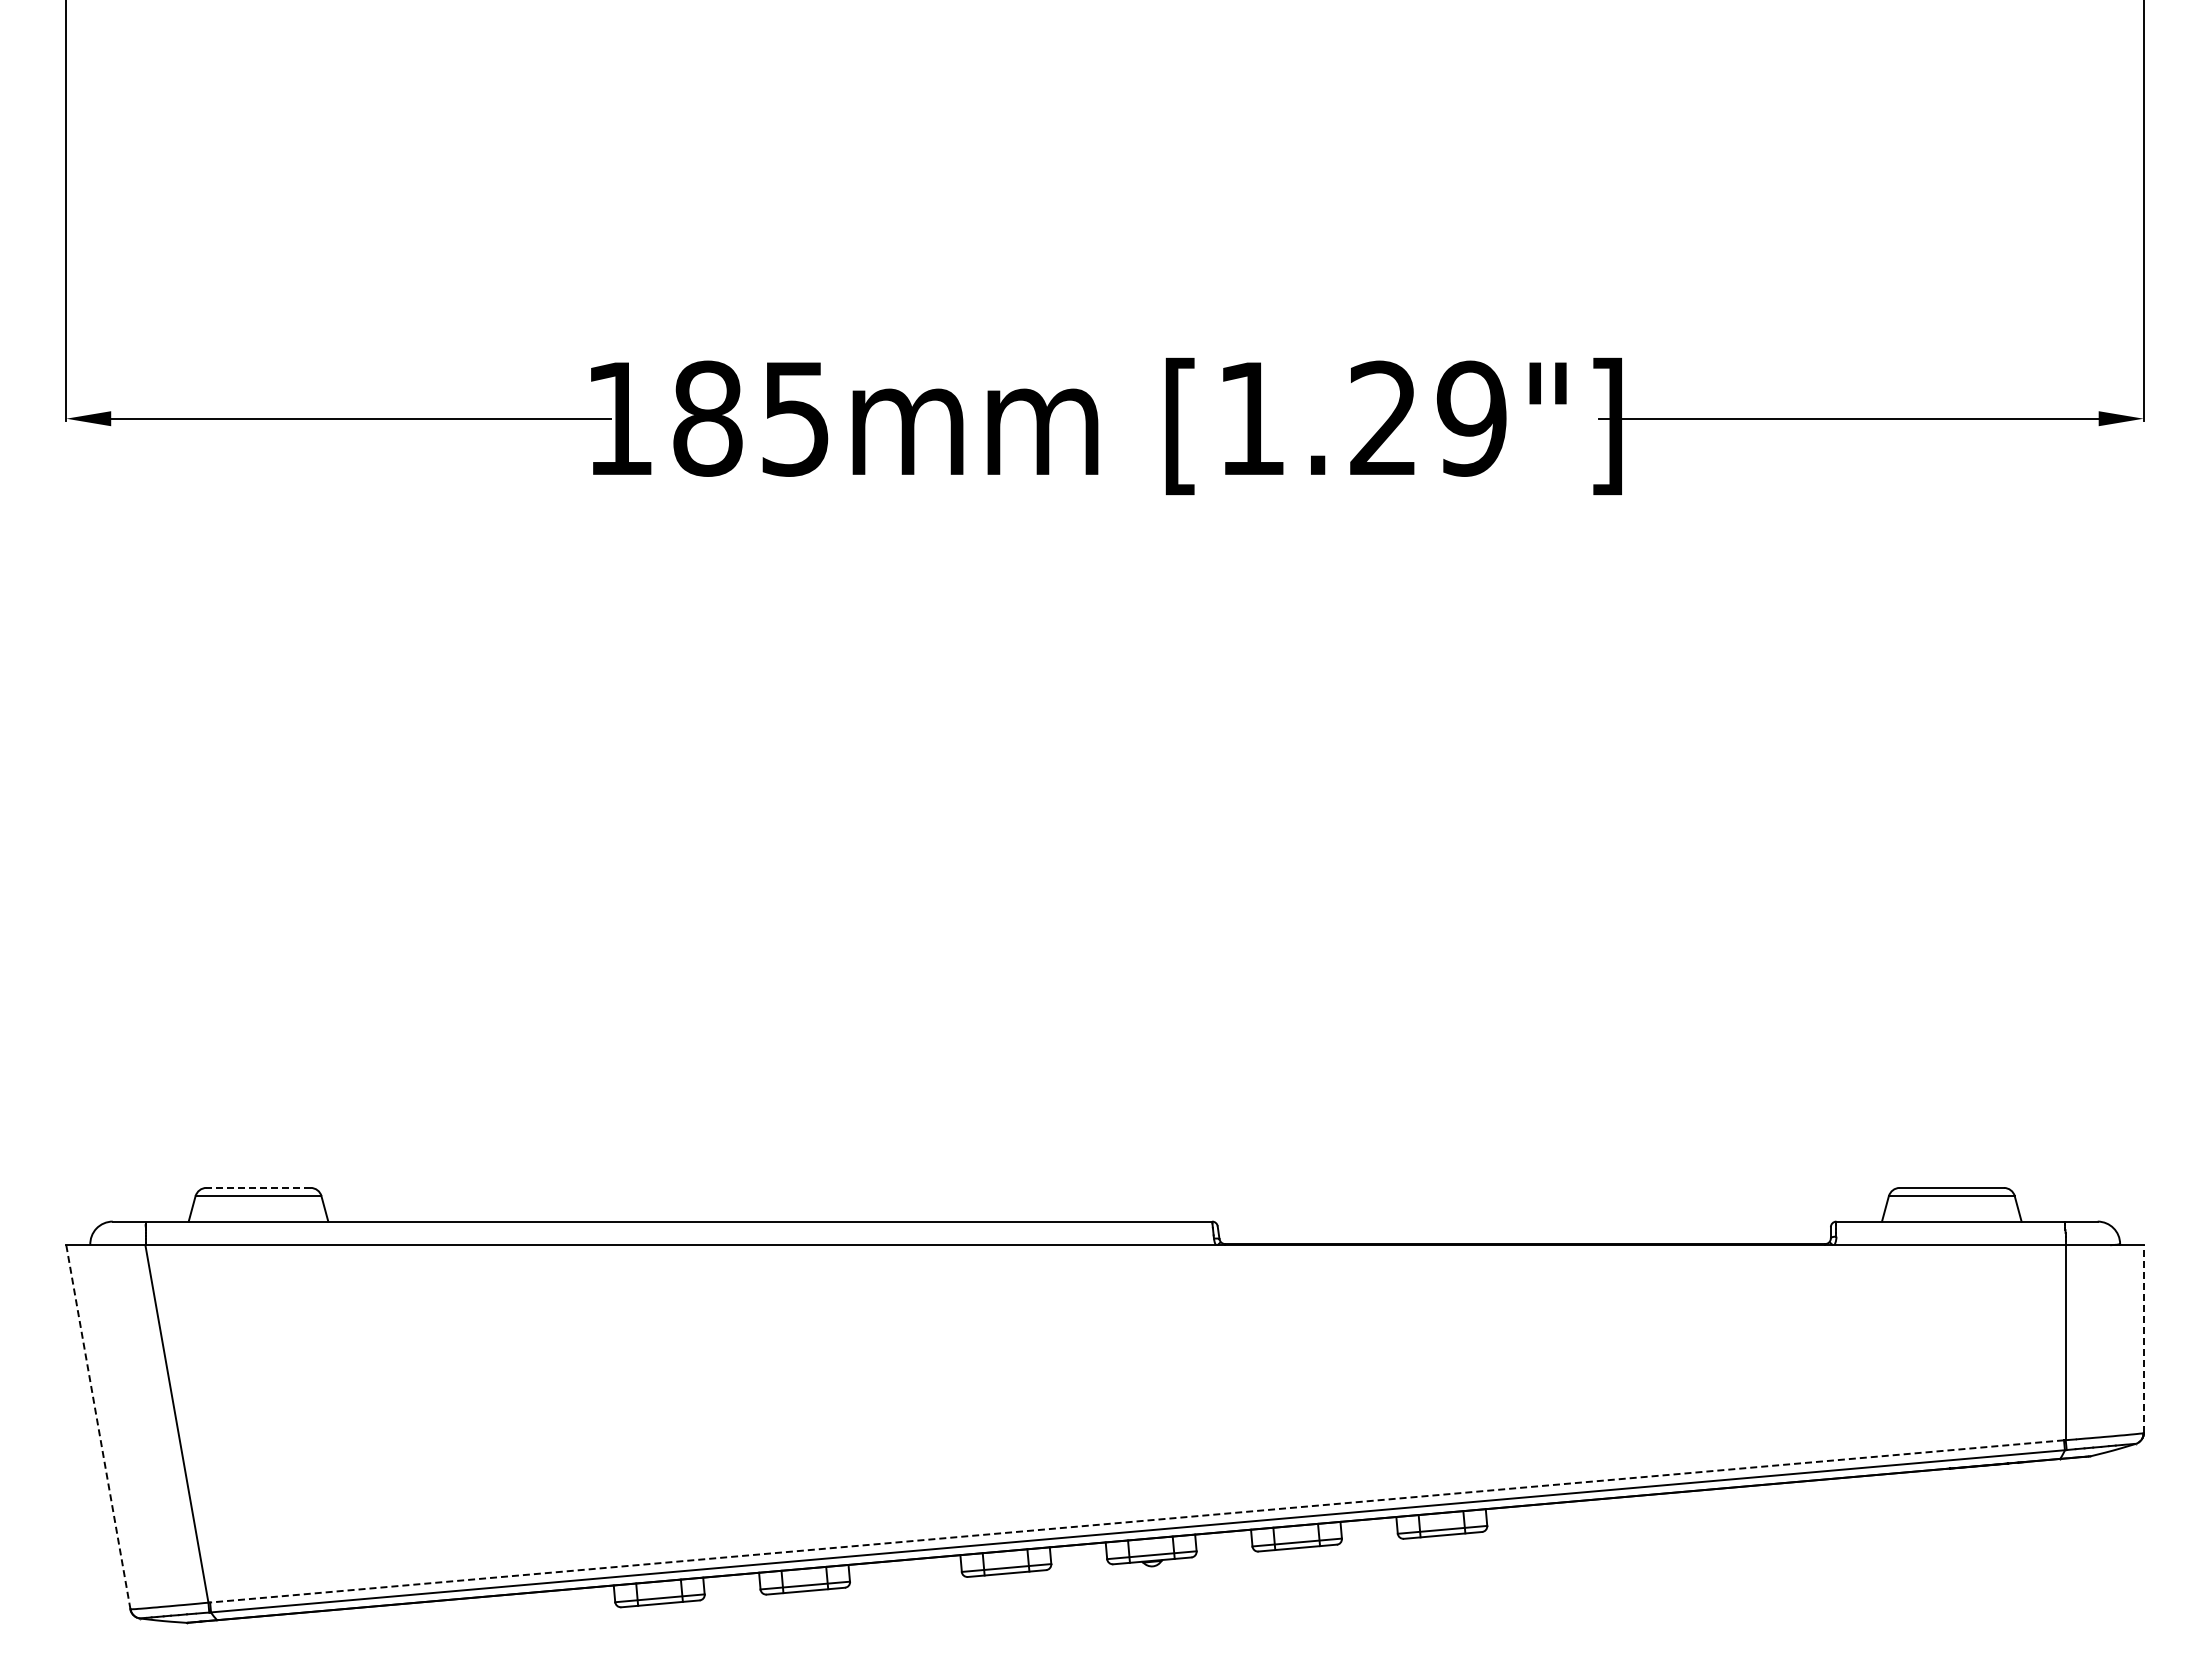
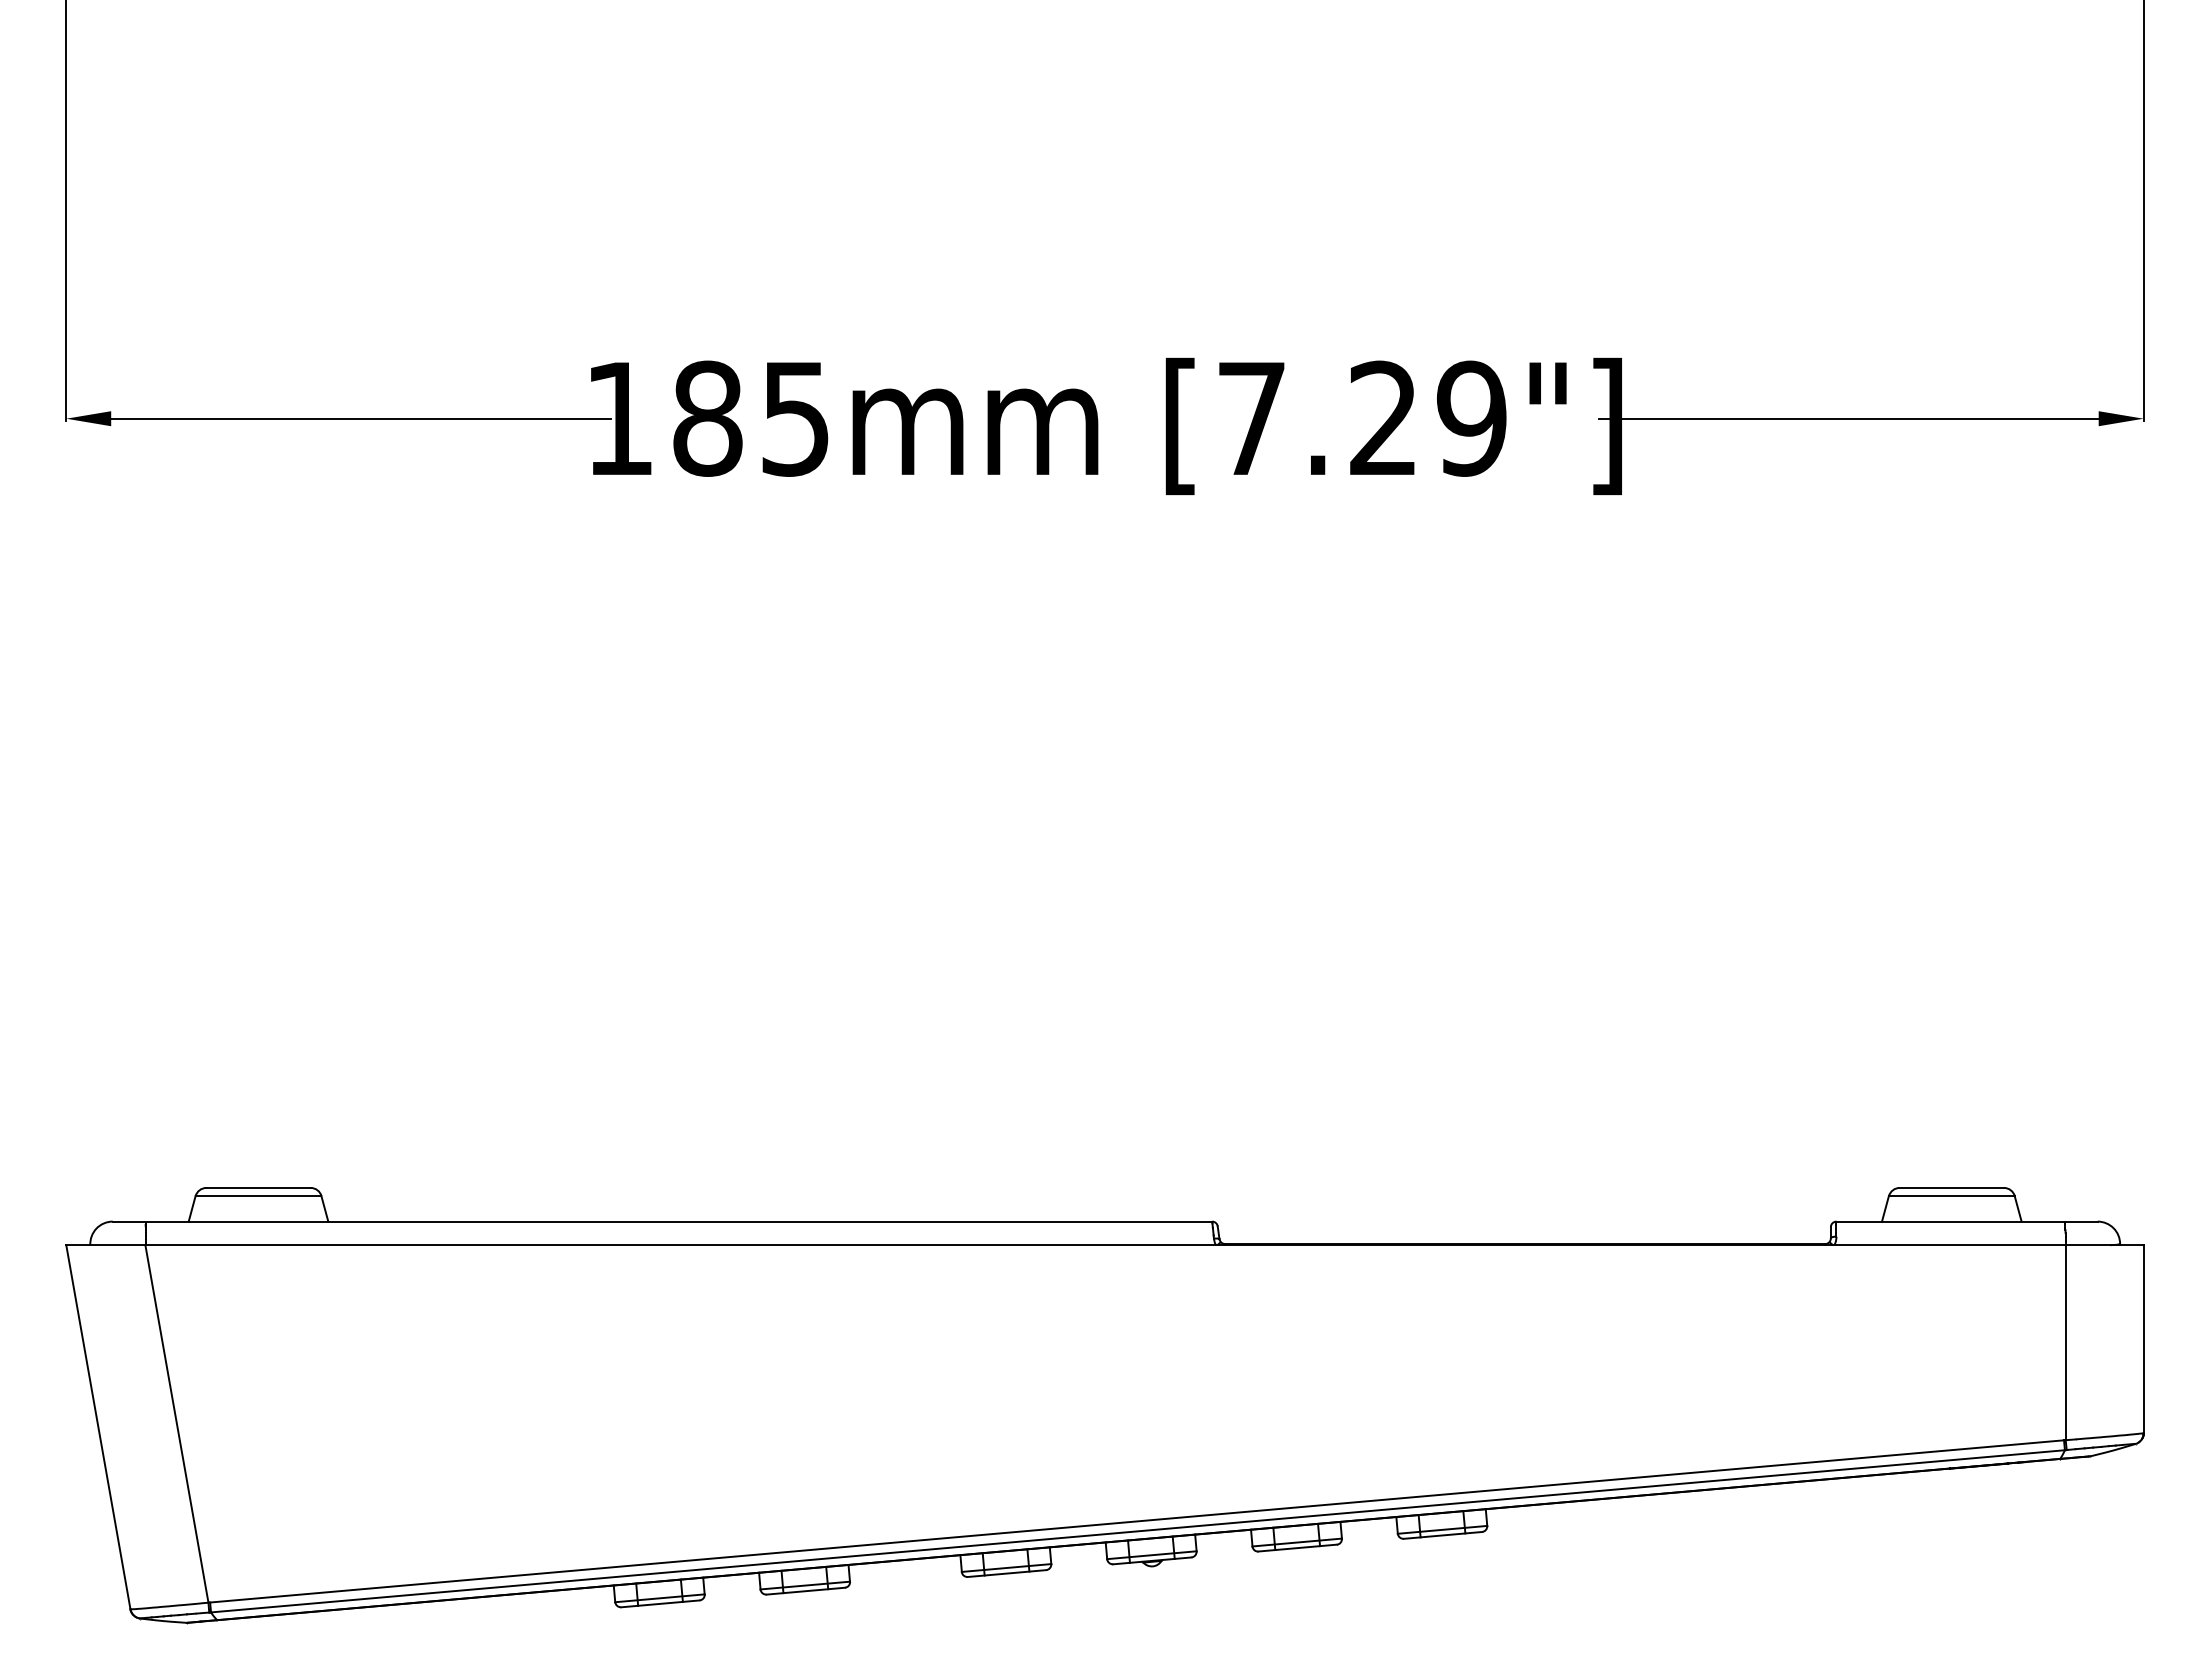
text: [1.29"] -> [7.29"] (1251, 418)
line: dashed -> solid (258, 1187)
line: dashed -> solid (2143, 1339)
line: dashed -> solid (98, 1427)
line: dashed -> solid (1136, 1521)
